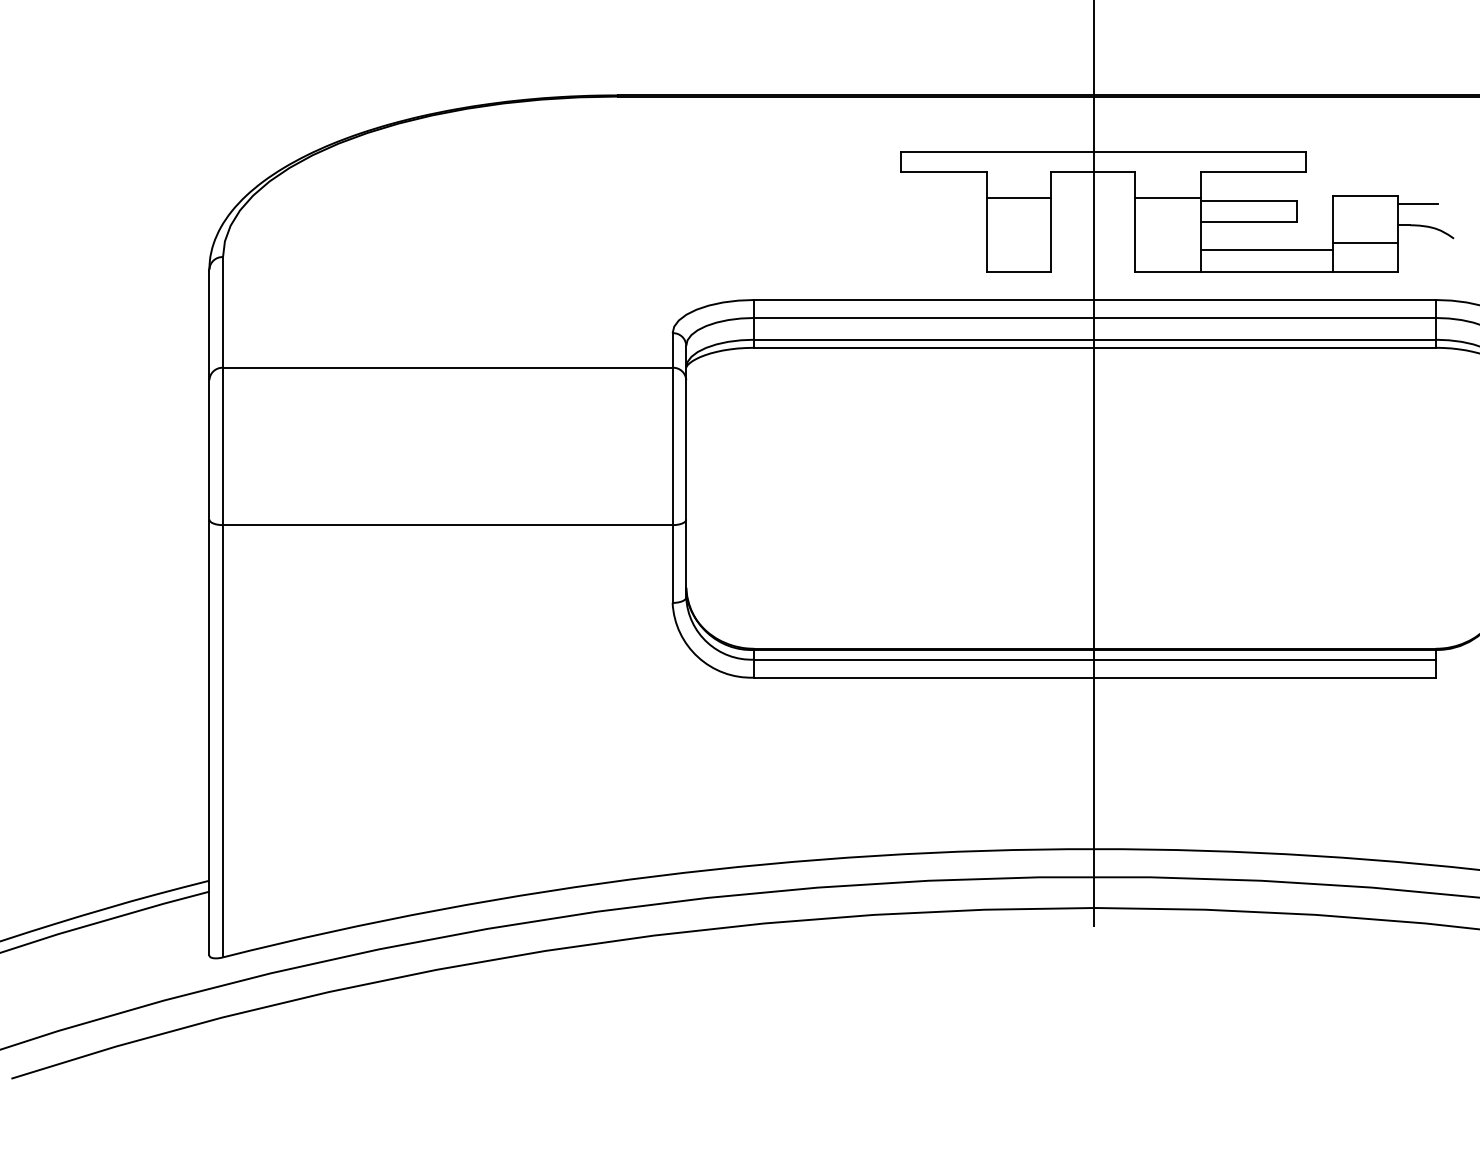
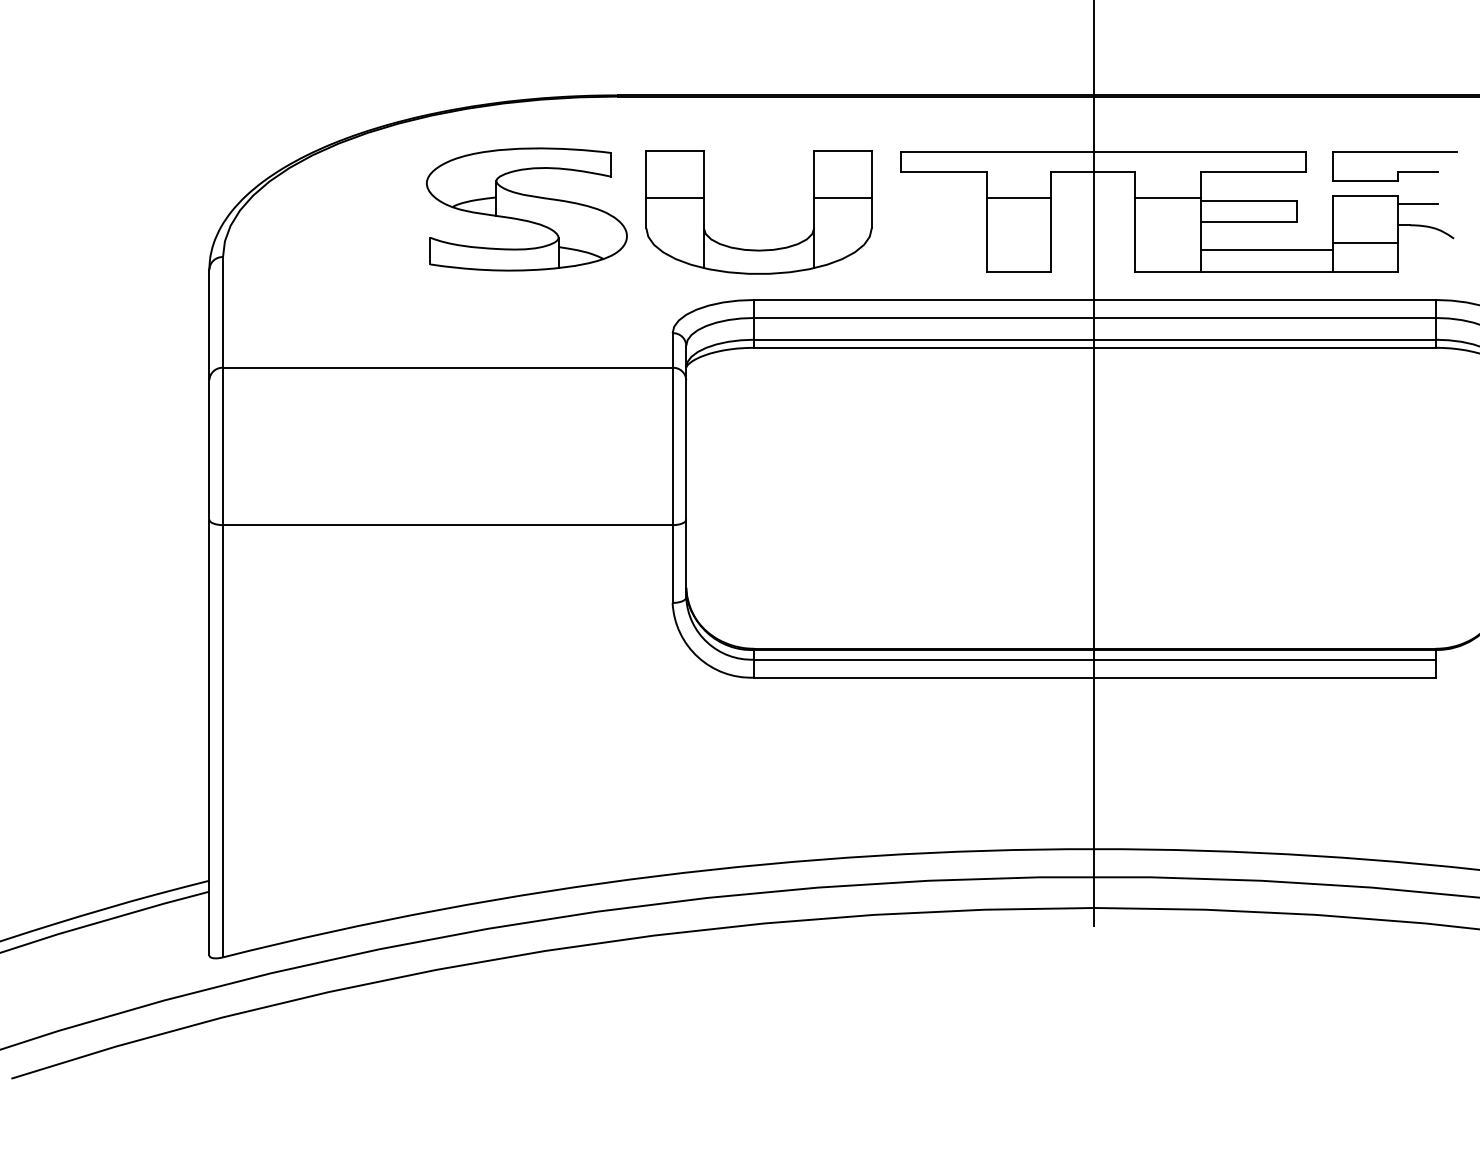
part: none -> present (1394, 166)
part: none -> present (526, 209)
part: none -> present (758, 249)
